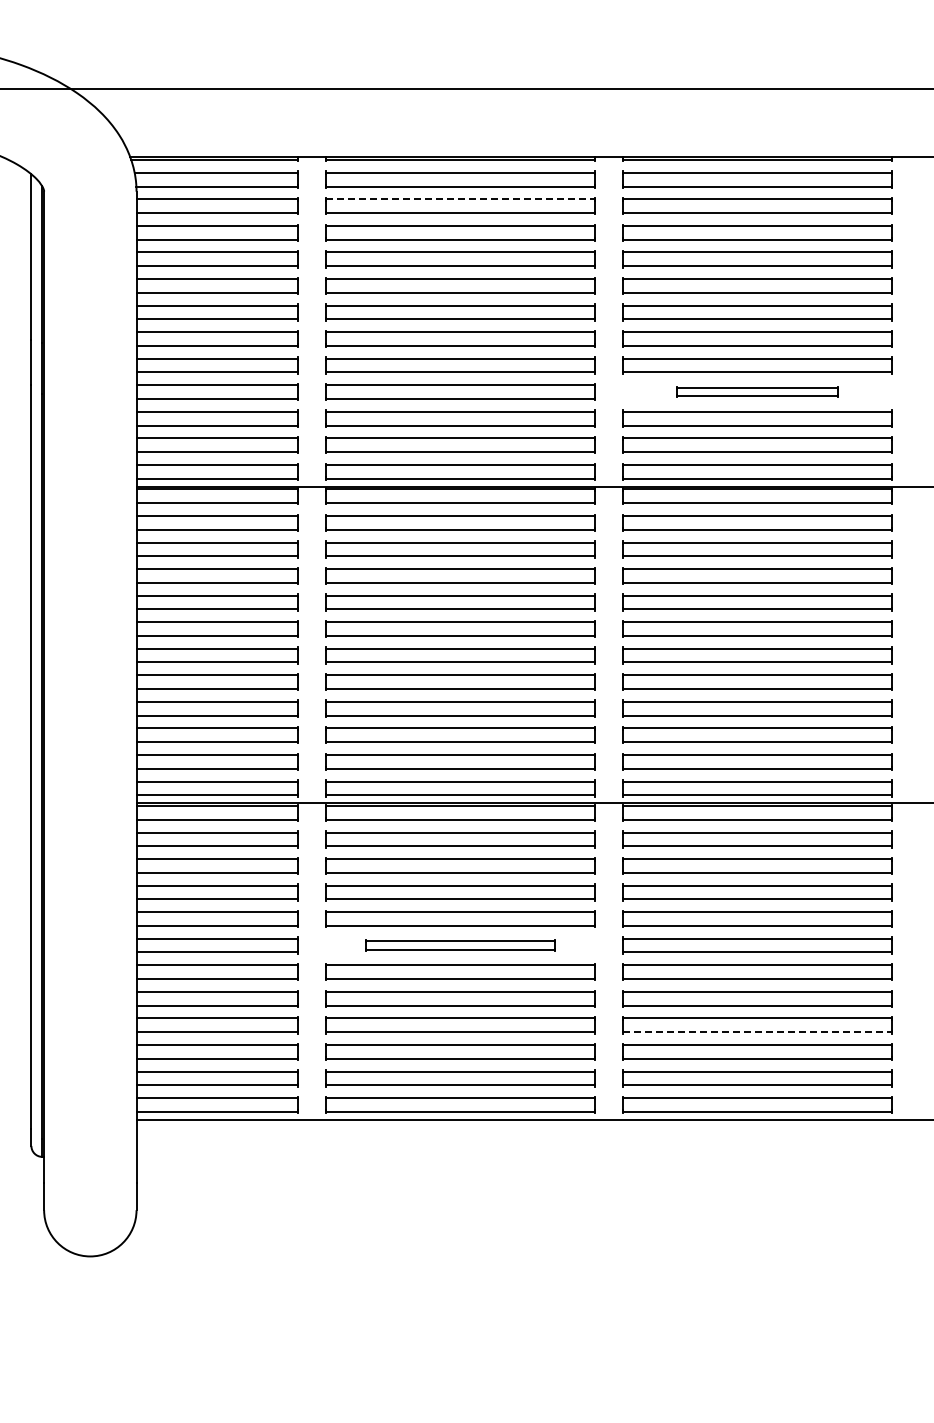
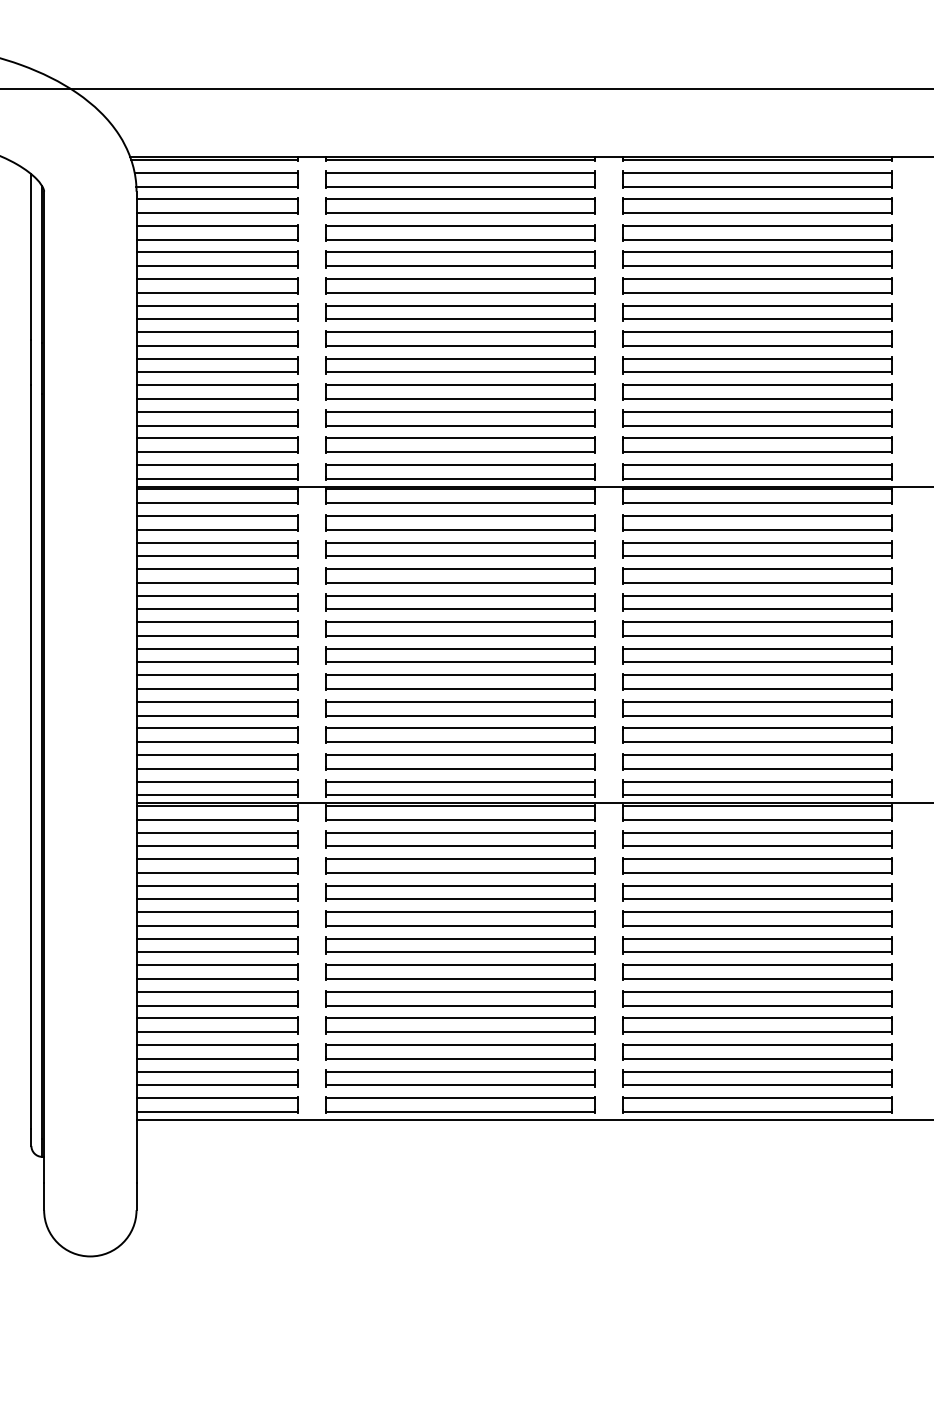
line: dashed -> solid (460, 199)
part size: 163x12 px -> 271x18 px (757, 391)
part size: 191x13 px -> 271x19 px (460, 945)
line: dashed -> solid (757, 1032)
